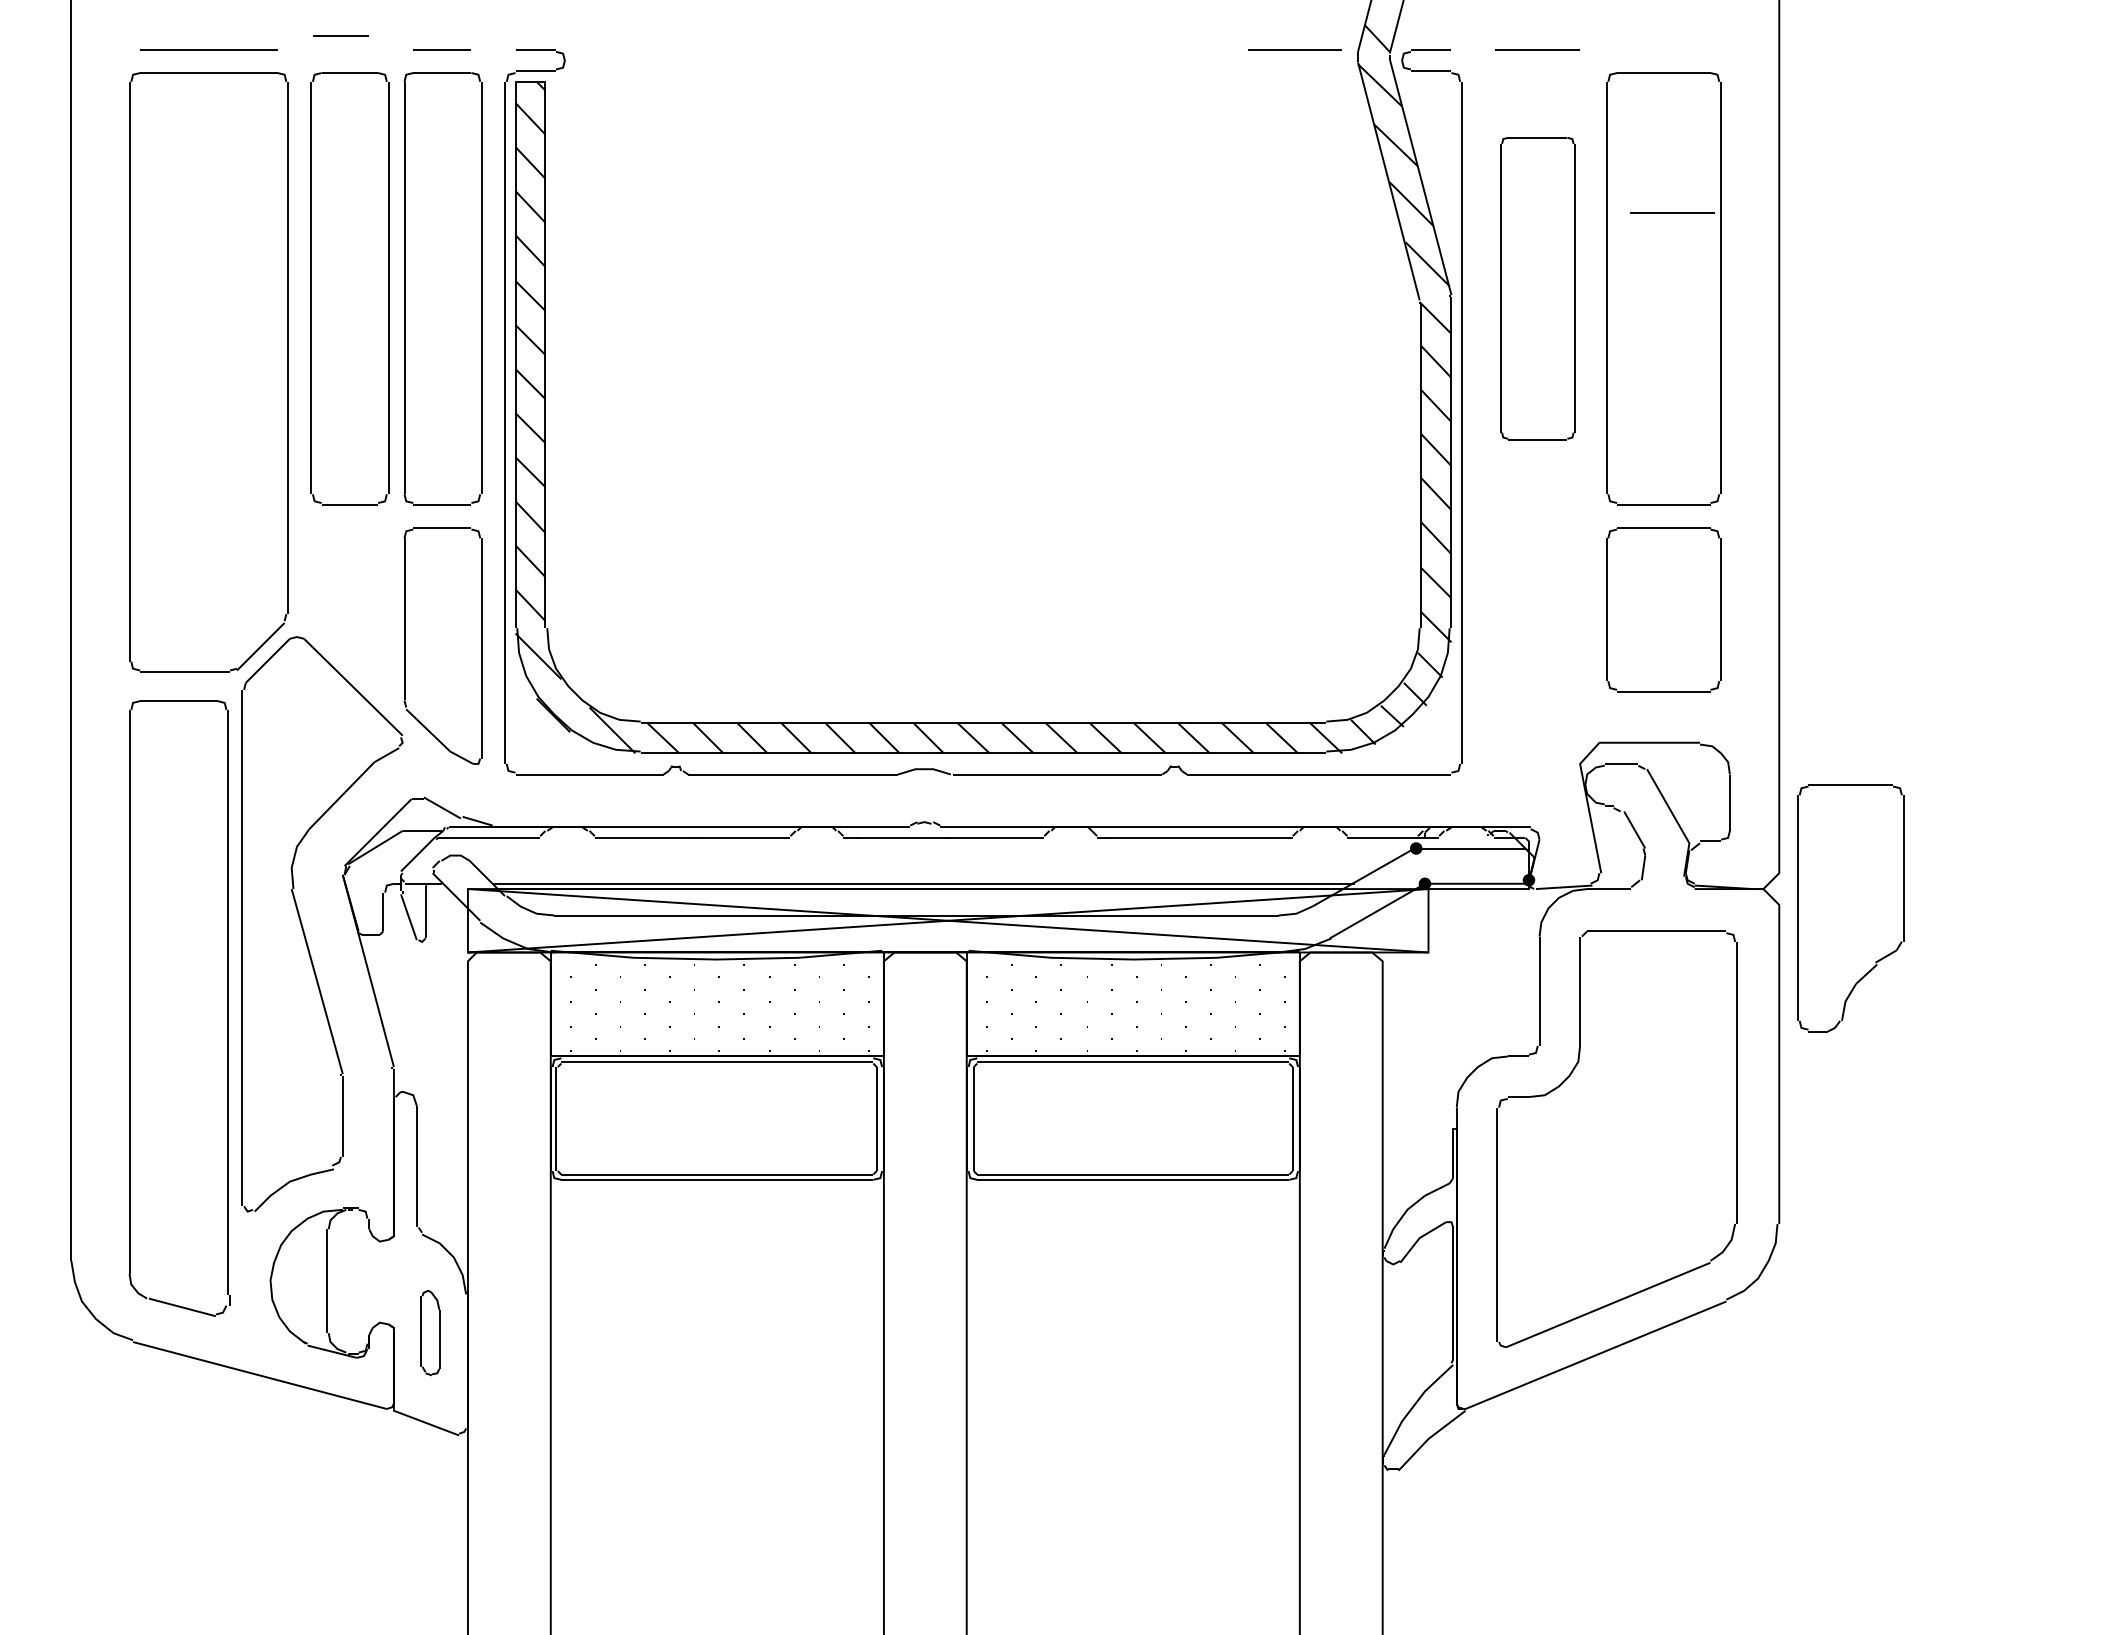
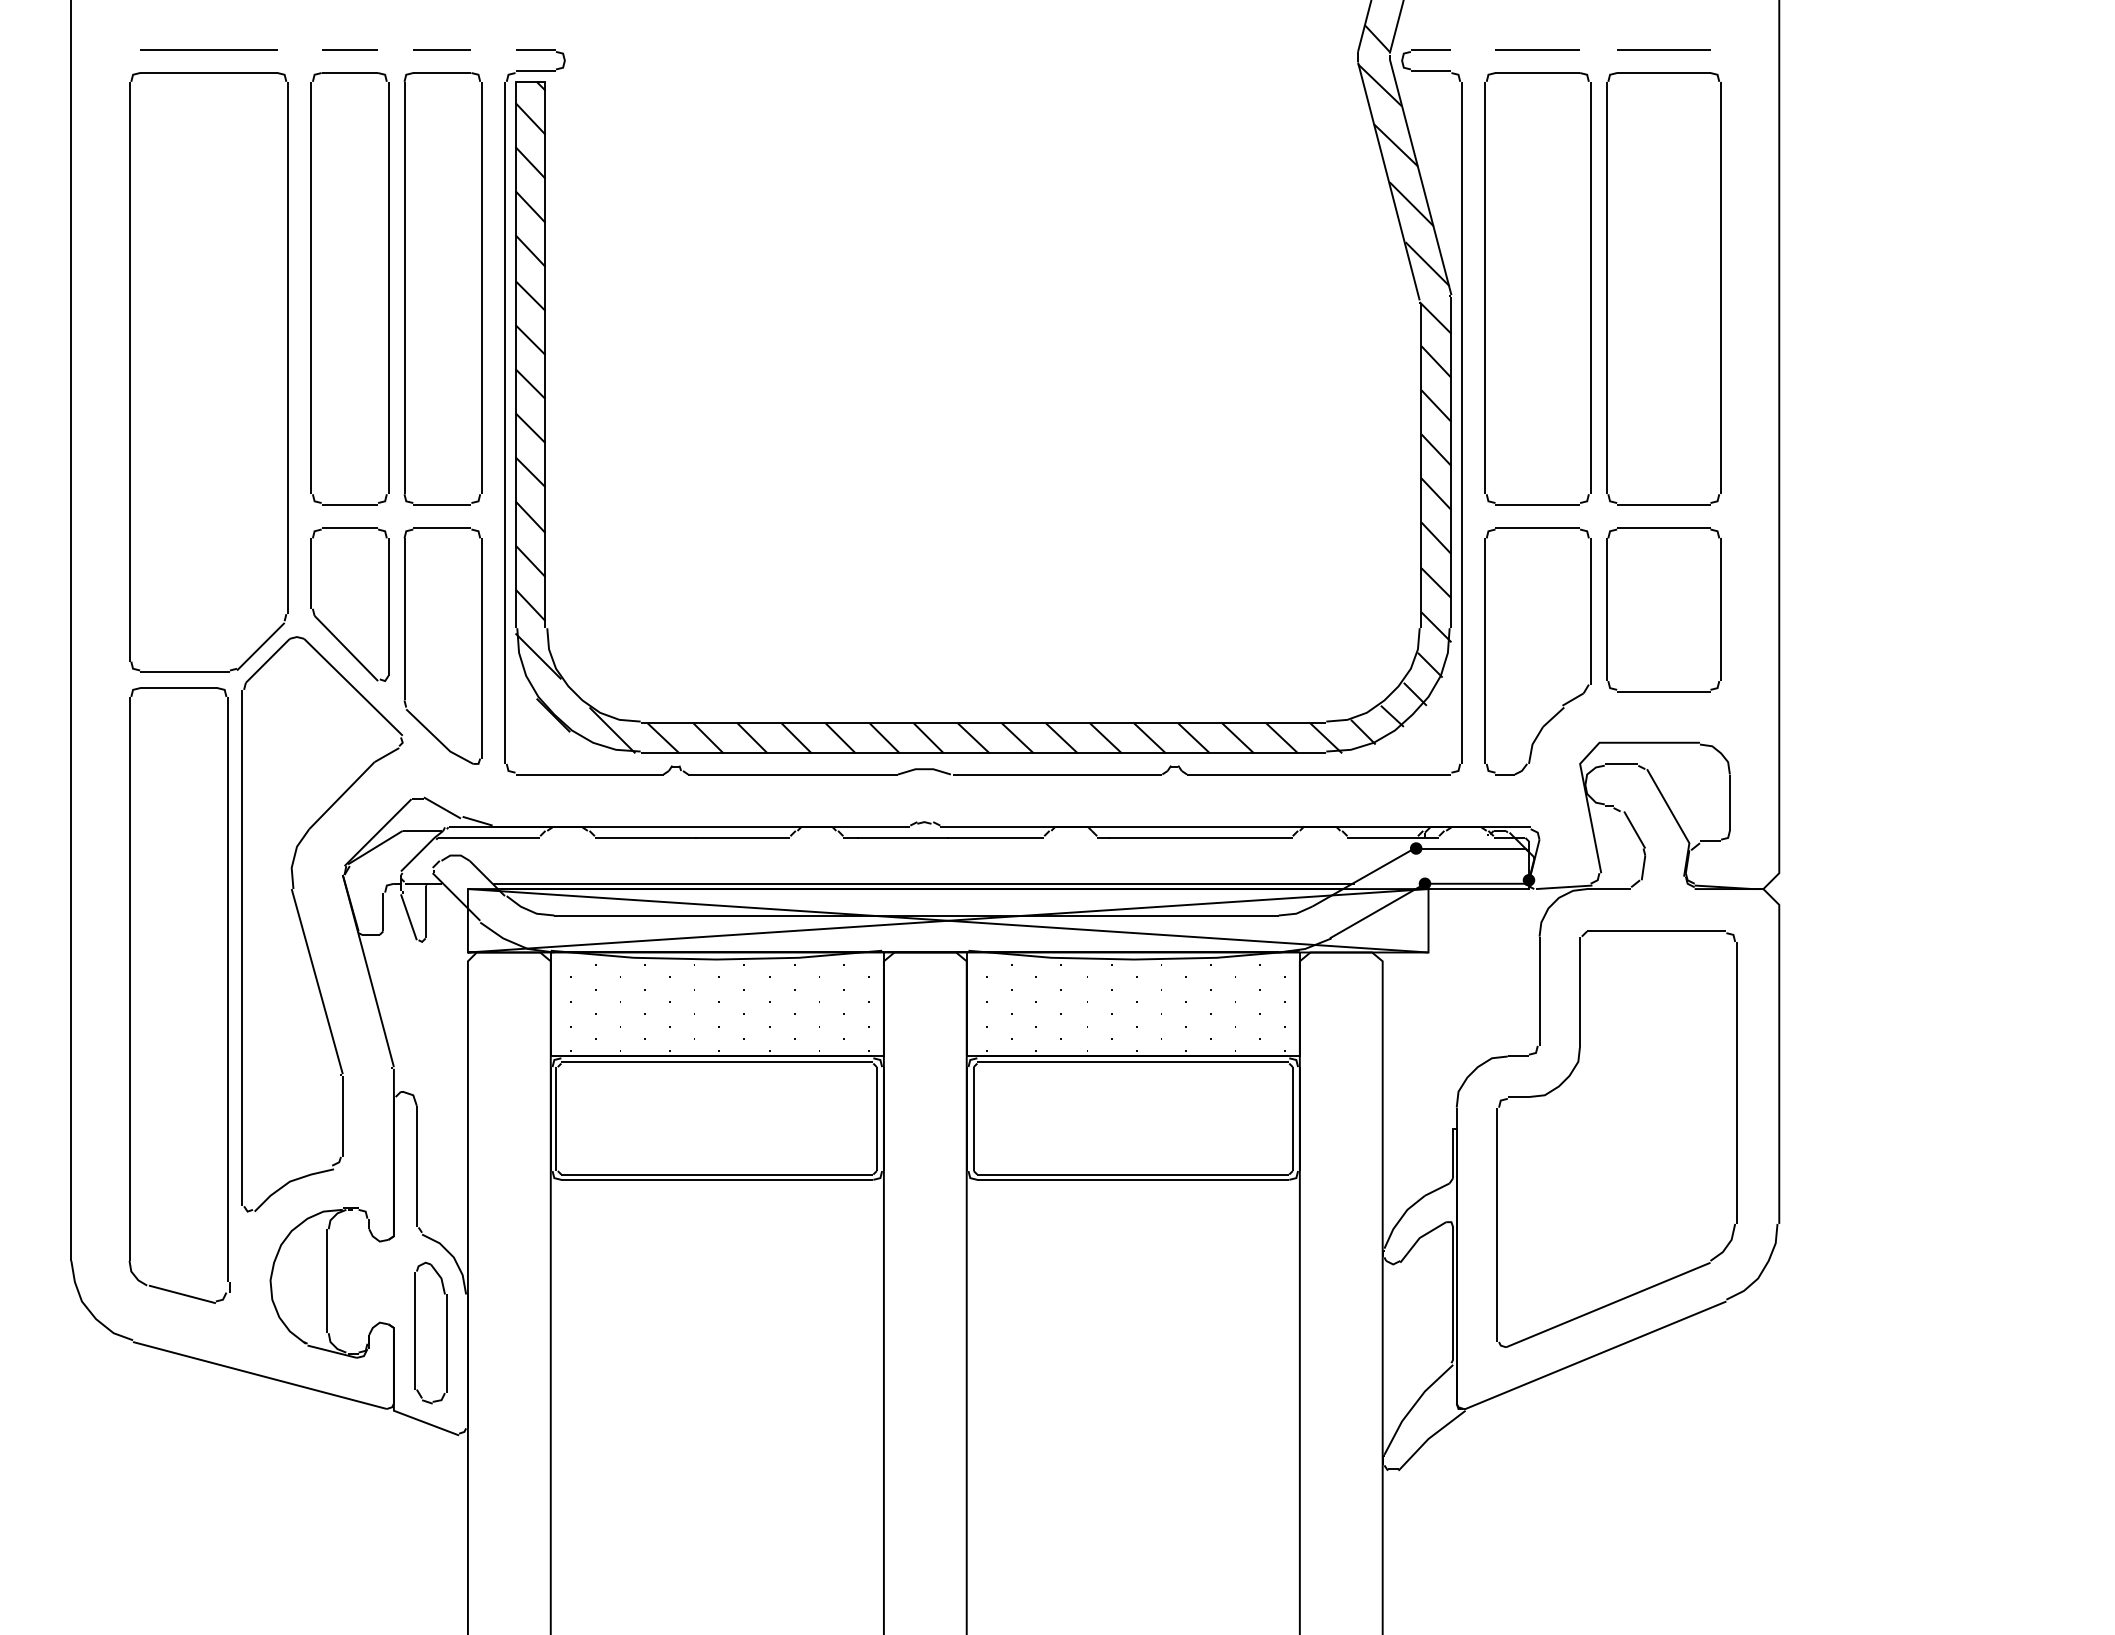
line position: (340, 35) -> (349, 49) (349, 49)
line position: (1294, 49) -> (1663, 49) (1663, 49)
line: present -> none (1672, 212)
part size: 76x304 px -> 108x434 px (1537, 288)
part: none -> present (349, 604)
part position: (1850, 908) -> (1537, 651) (1537, 651)
part position: (227, 1008) -> (227, 995) (227, 995)
part size: 21x87 px -> 34x144 px (430, 1332)
